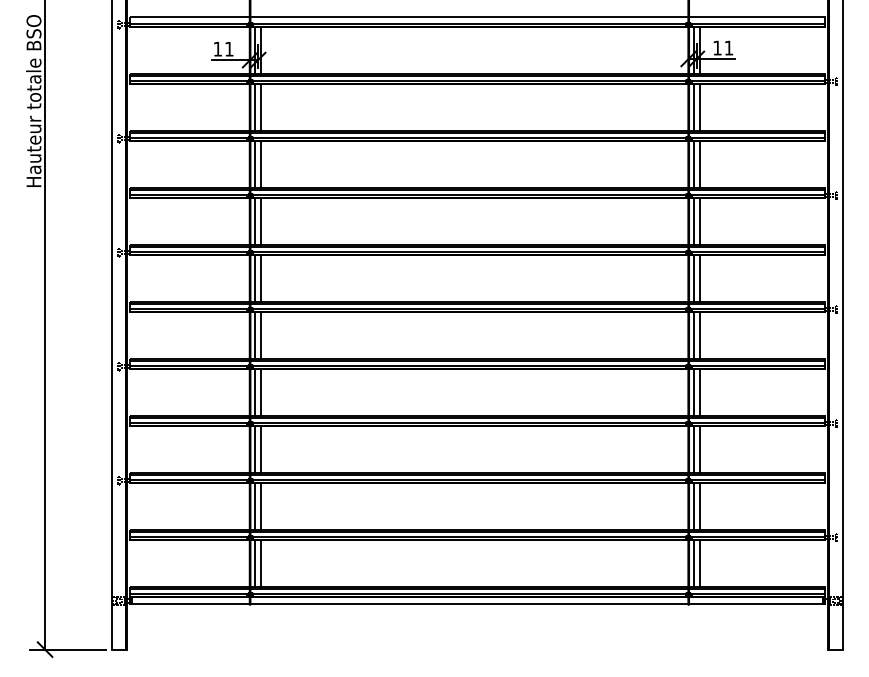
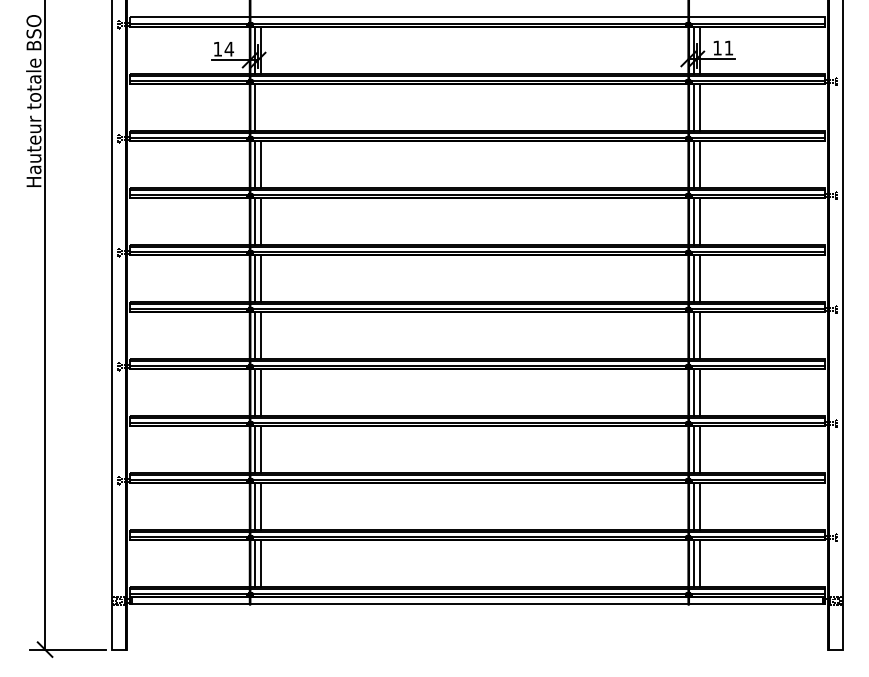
text: 11 -> 14 (229, 48)
line: present -> none (261, 107)
